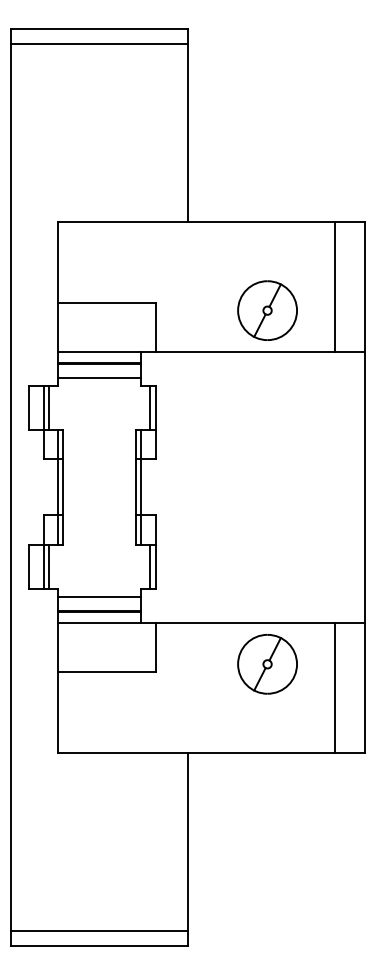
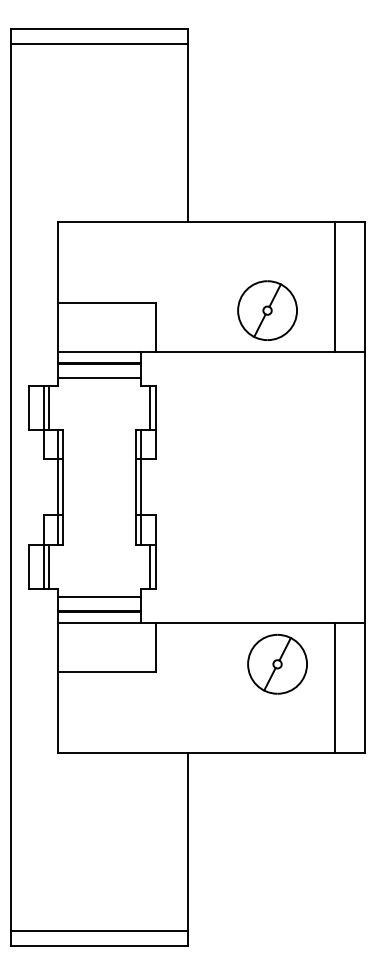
part position: (267, 664) -> (277, 664) (277, 664)
